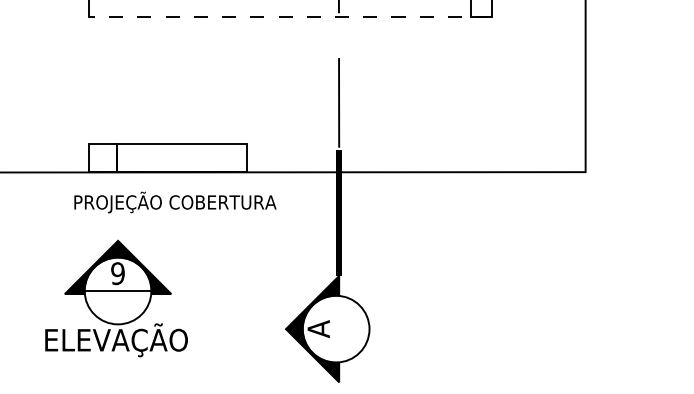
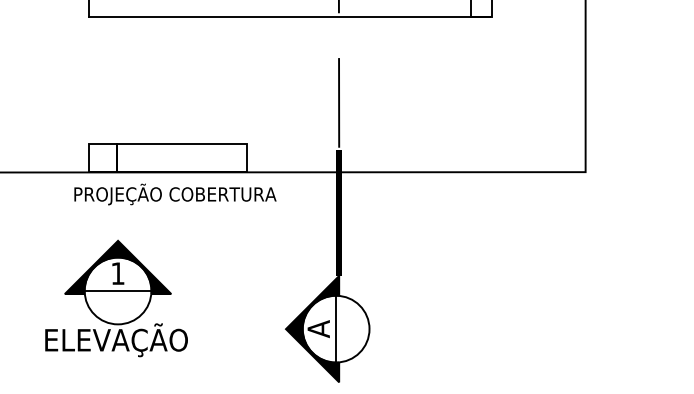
line: dashed -> solid (289, 17)
text position: (175, 202) -> (175, 194) (175, 194)
text: 9 -> 1 (117, 273)
line: none -> present (336, 328)
